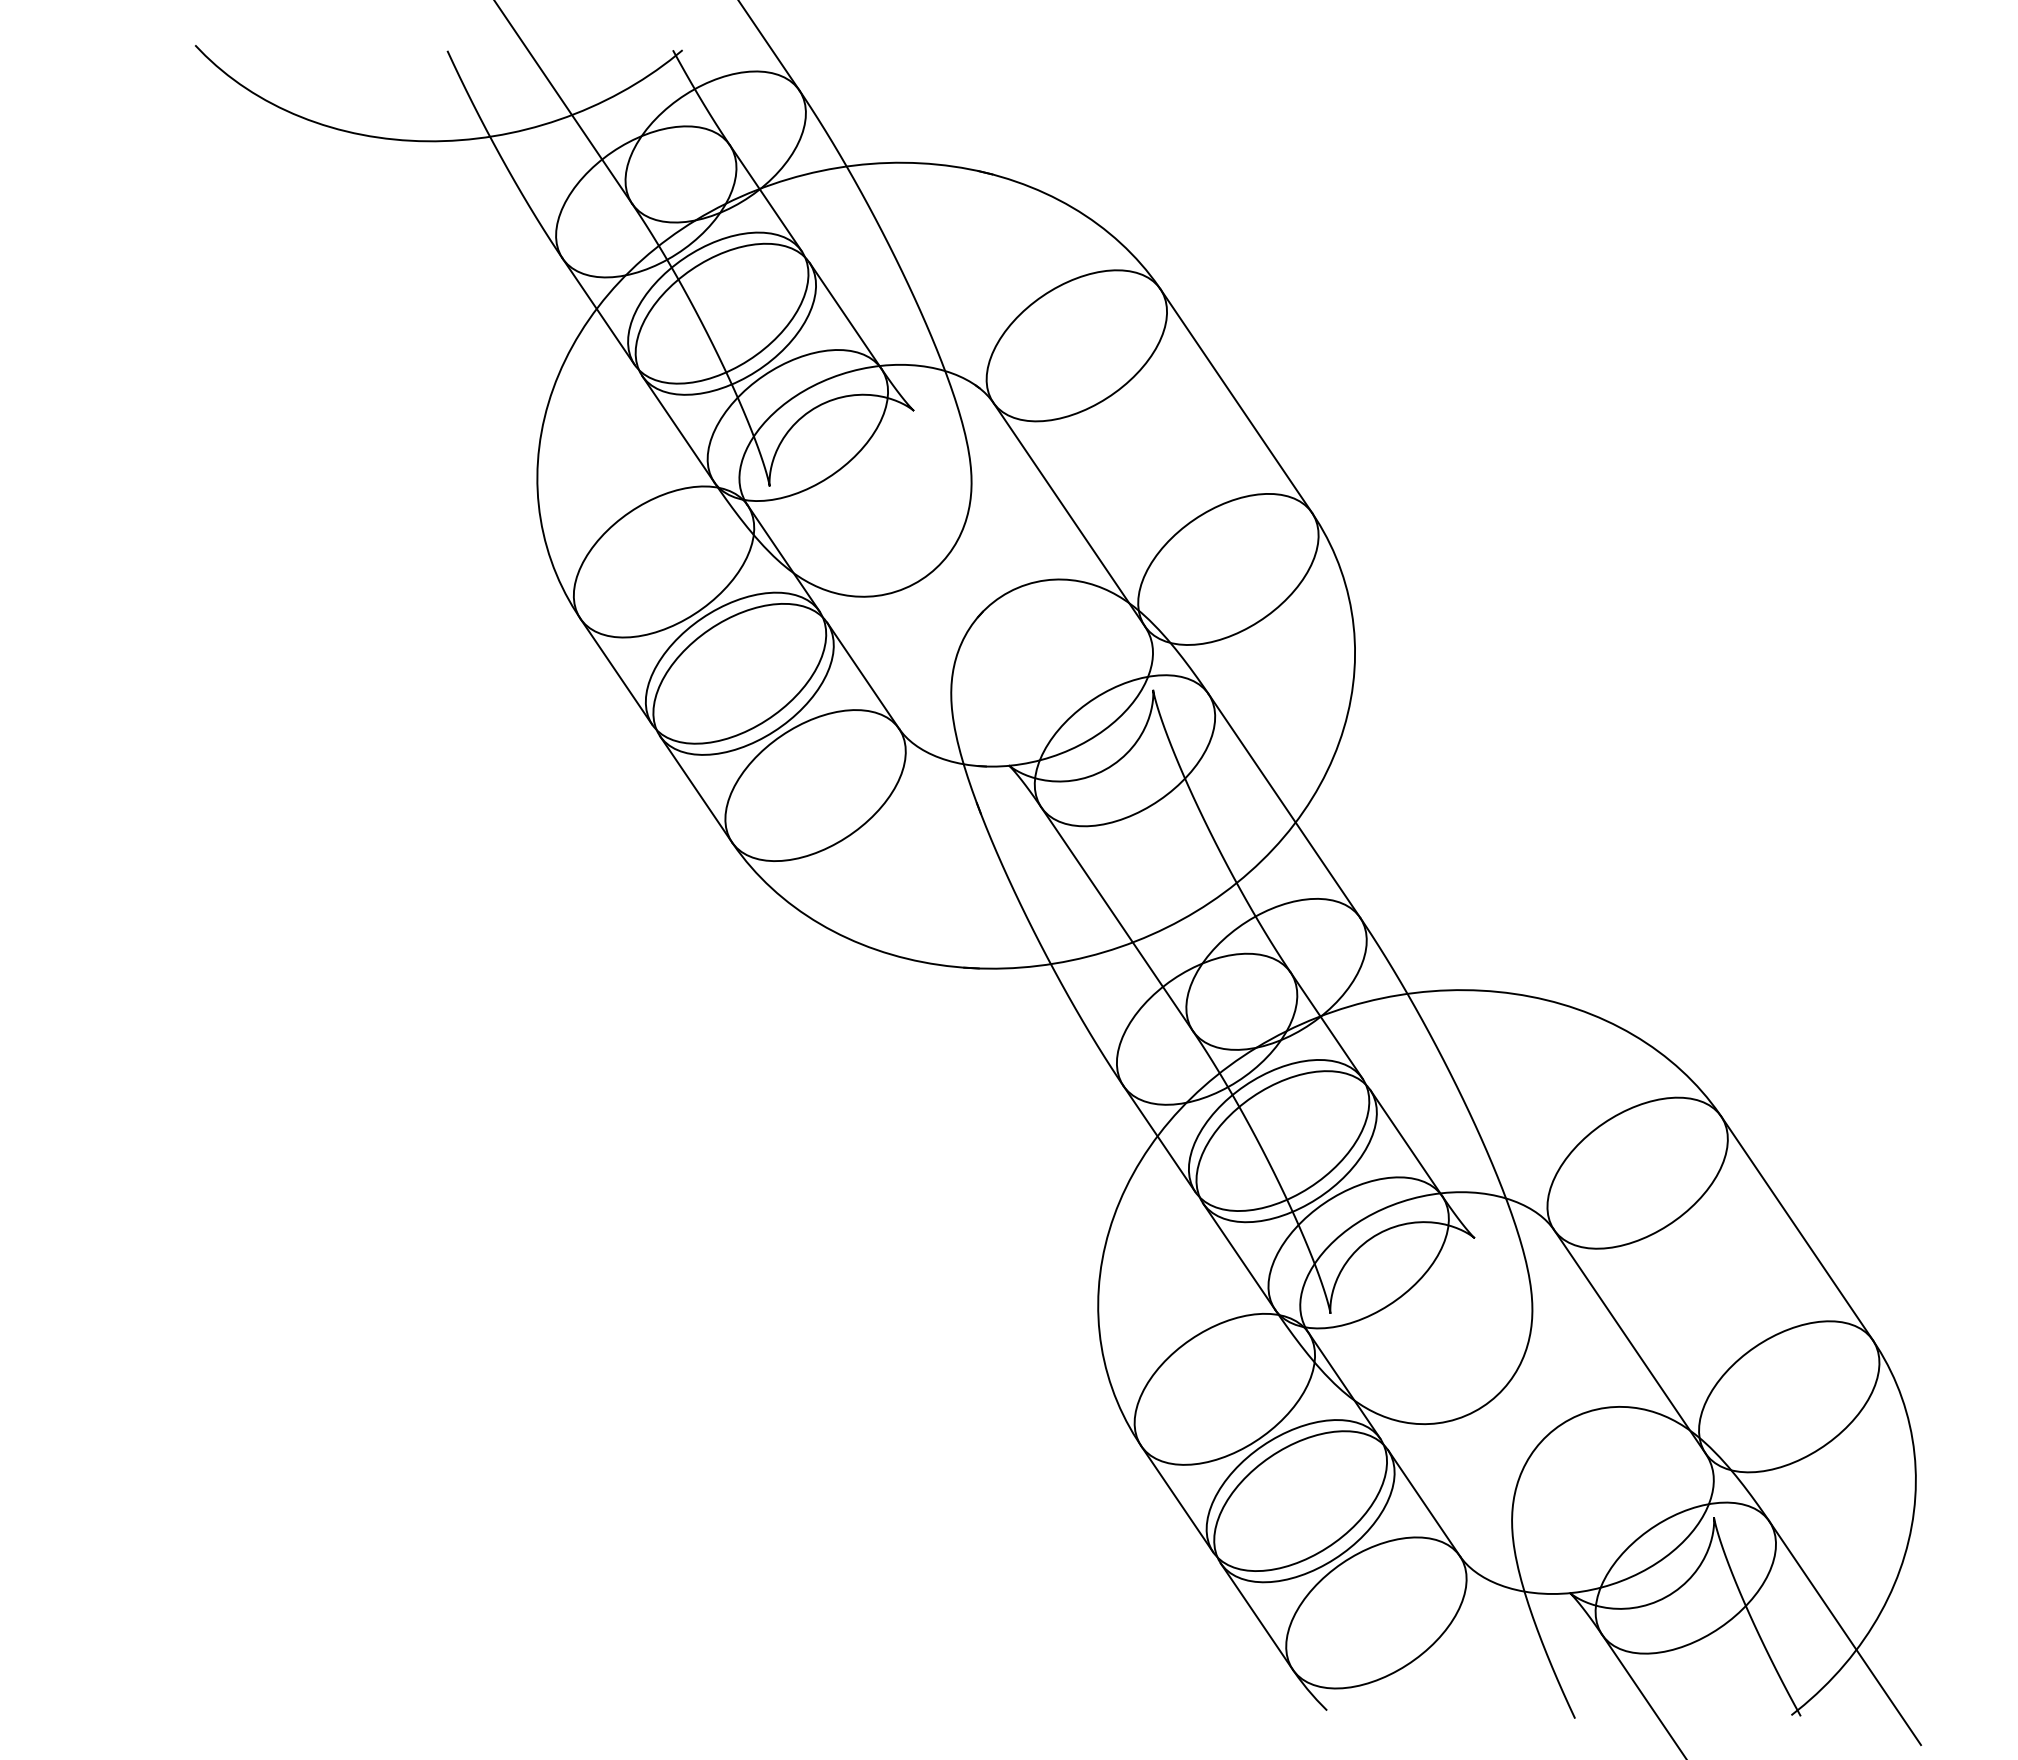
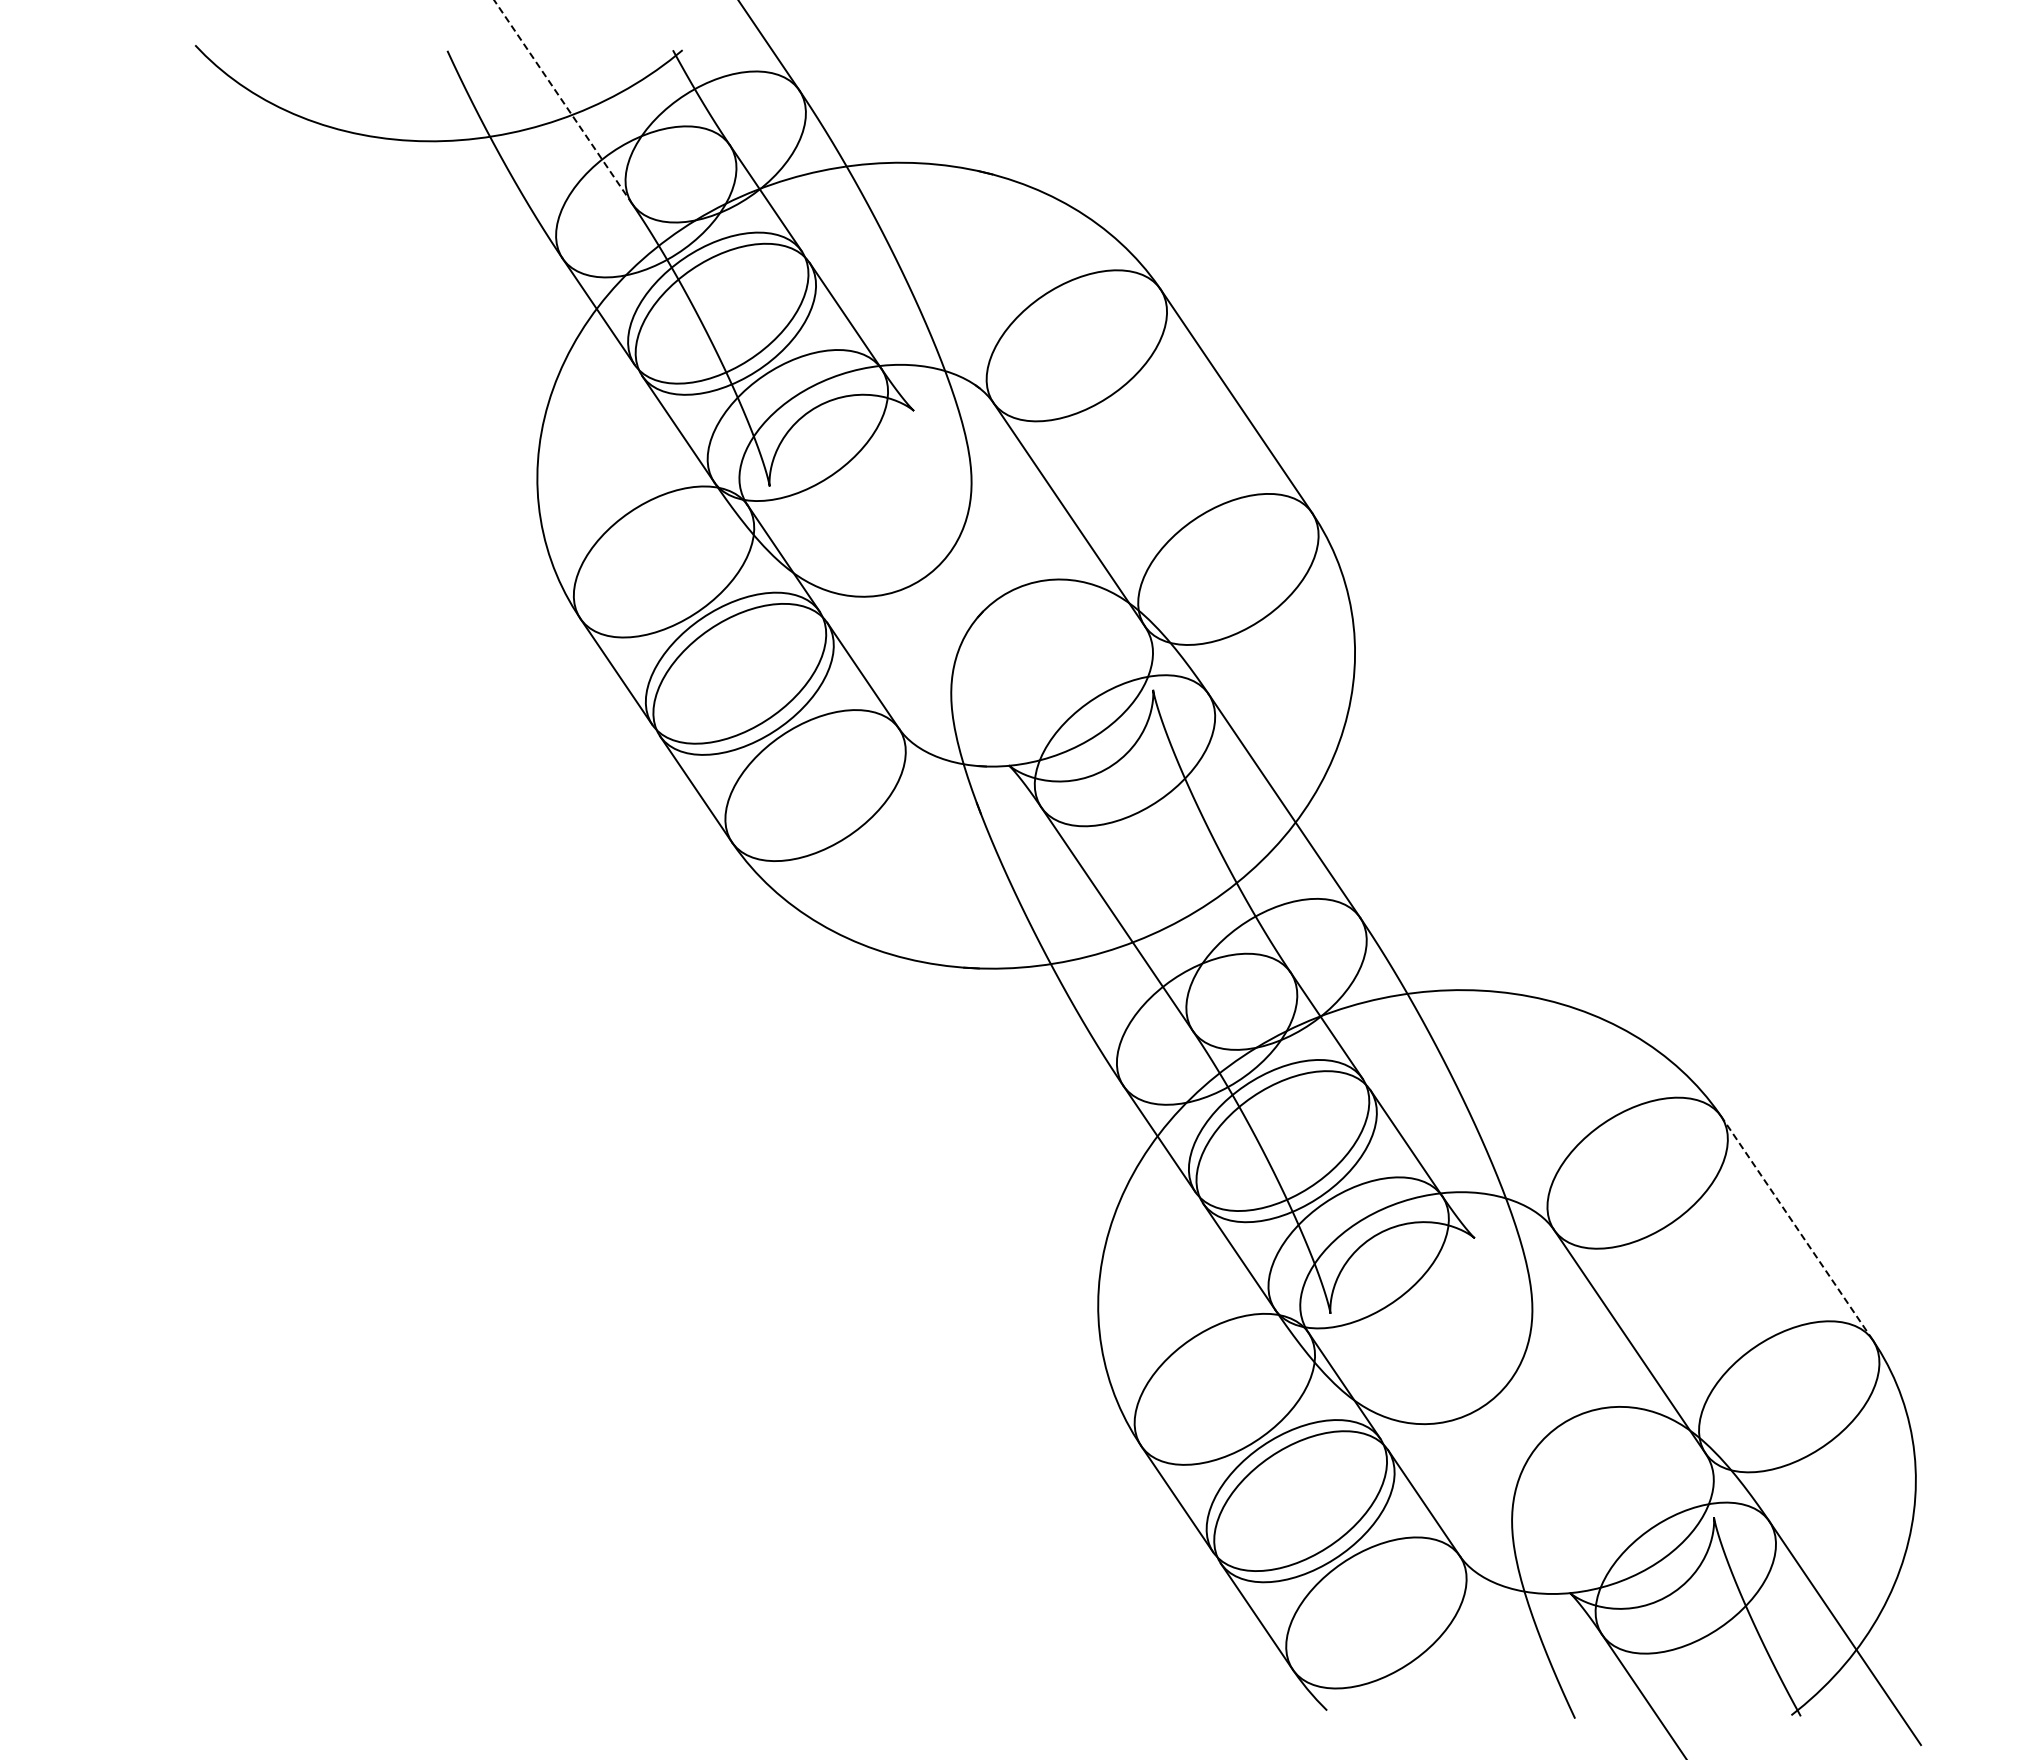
line: solid -> dashed (563, 102)
line: solid -> dashed (1796, 1227)
